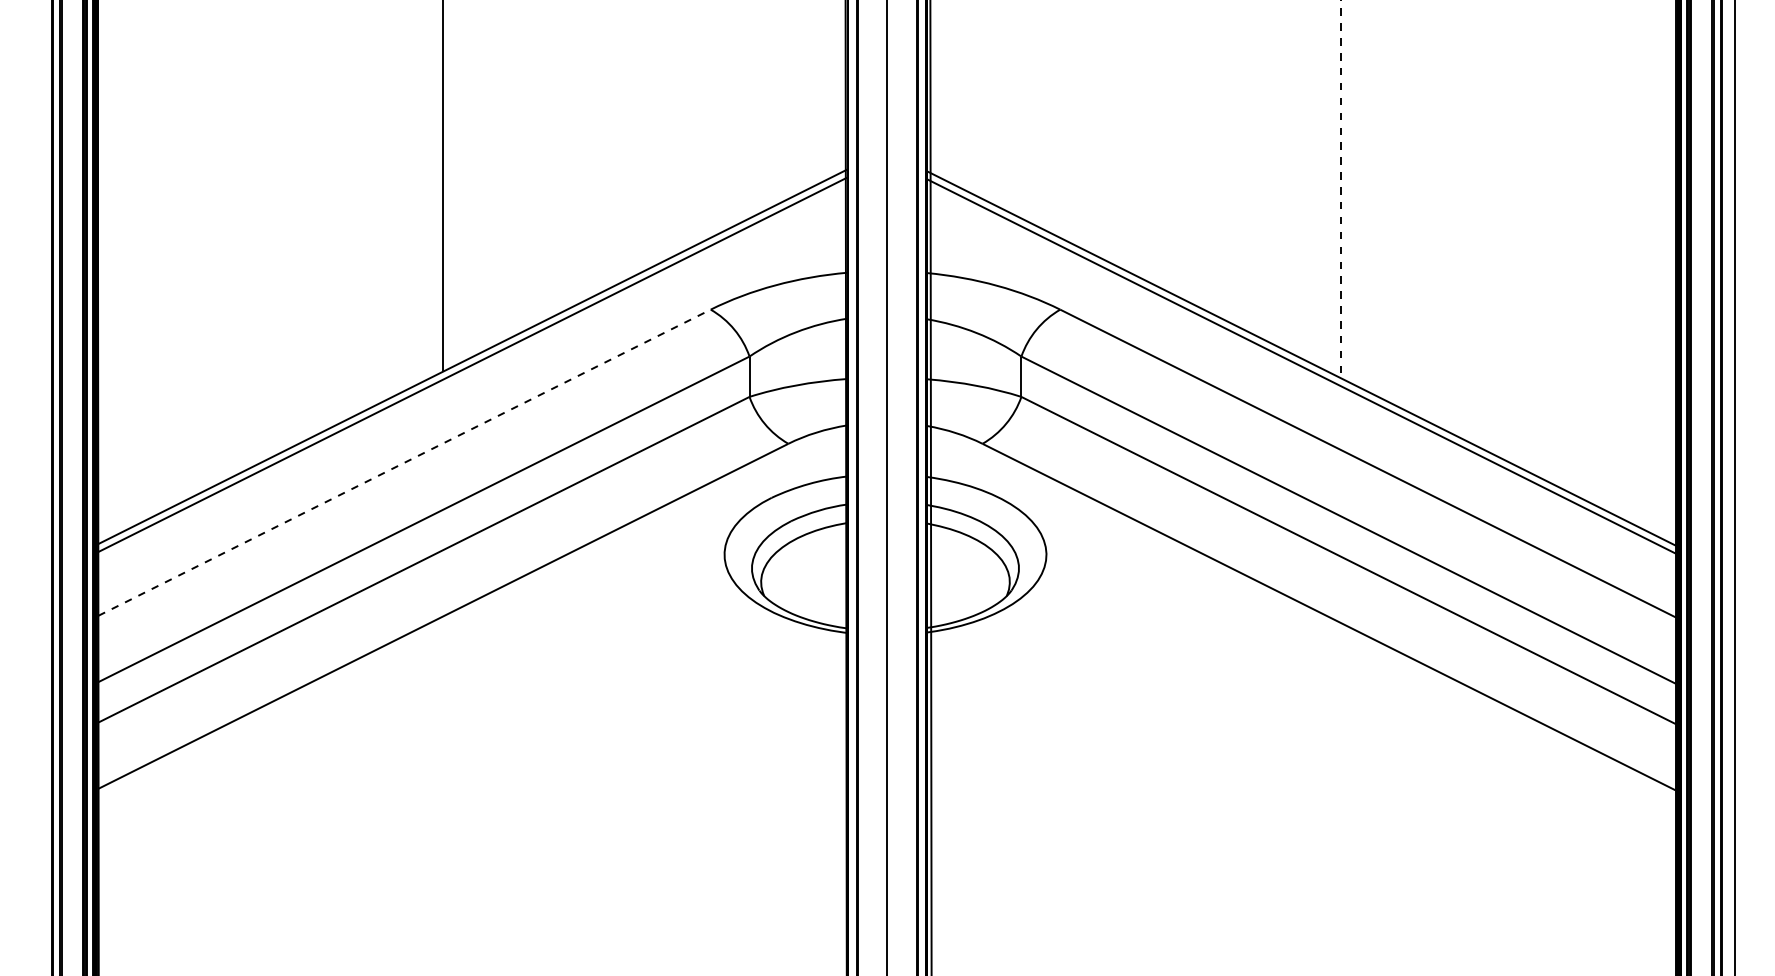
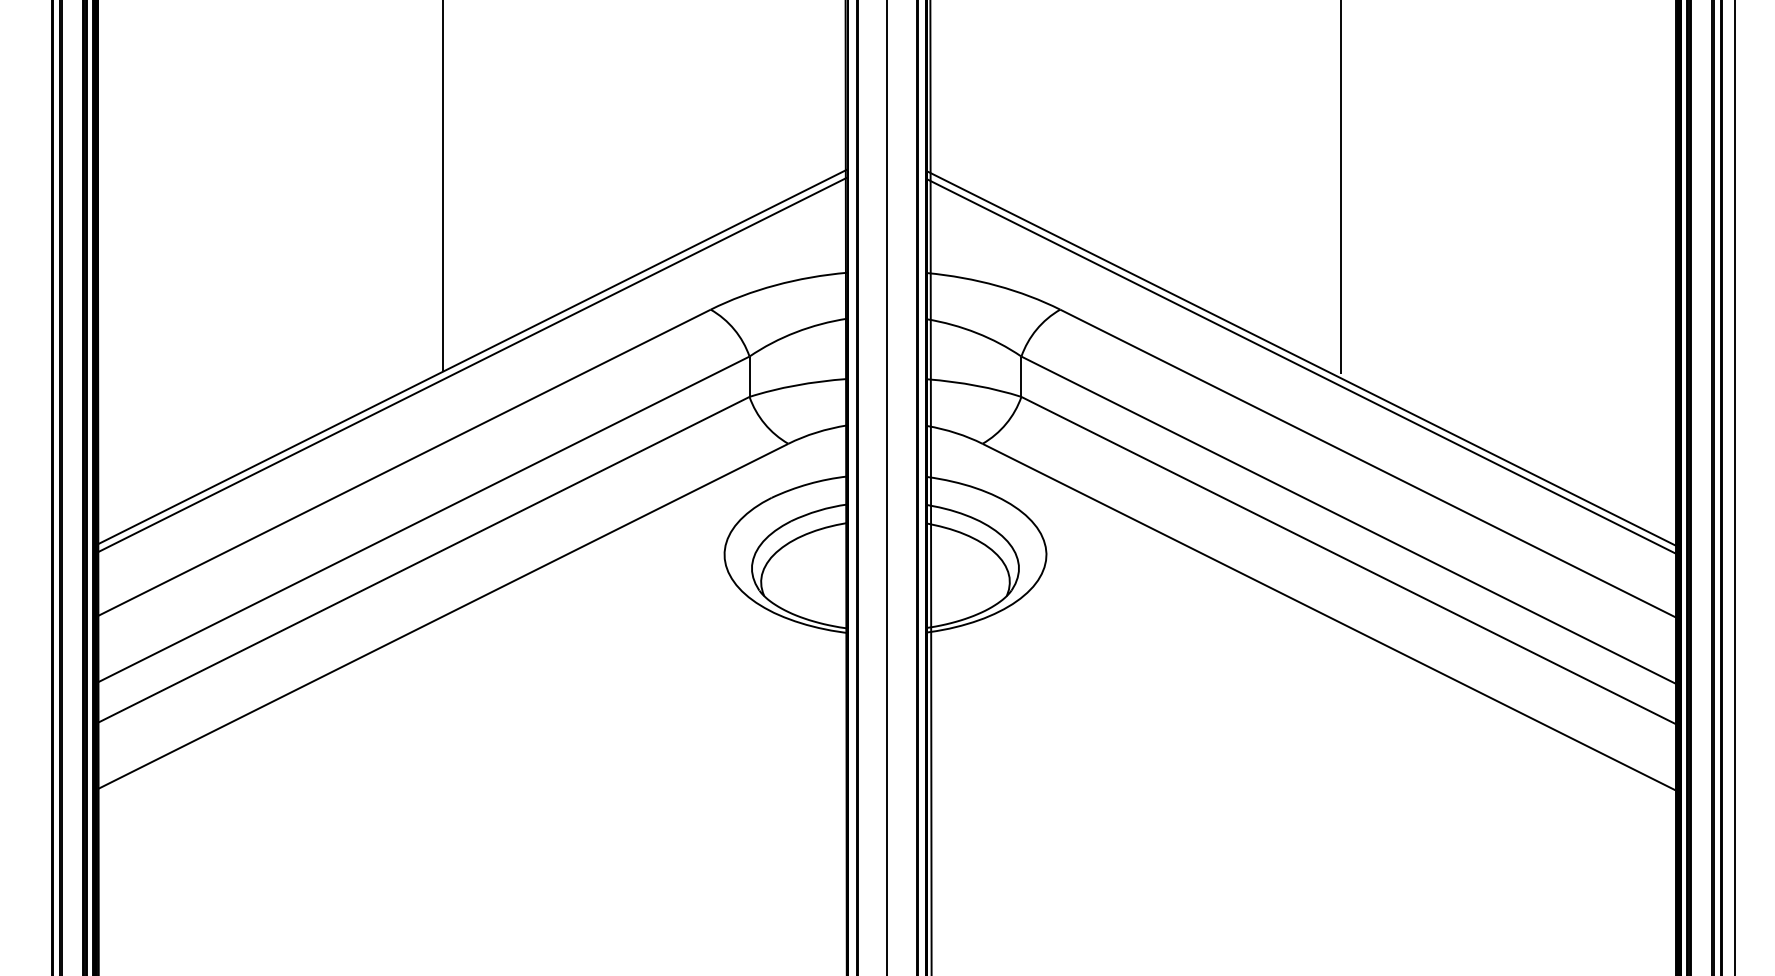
line: dashed -> solid (1340, 187)
line: dashed -> solid (405, 462)
